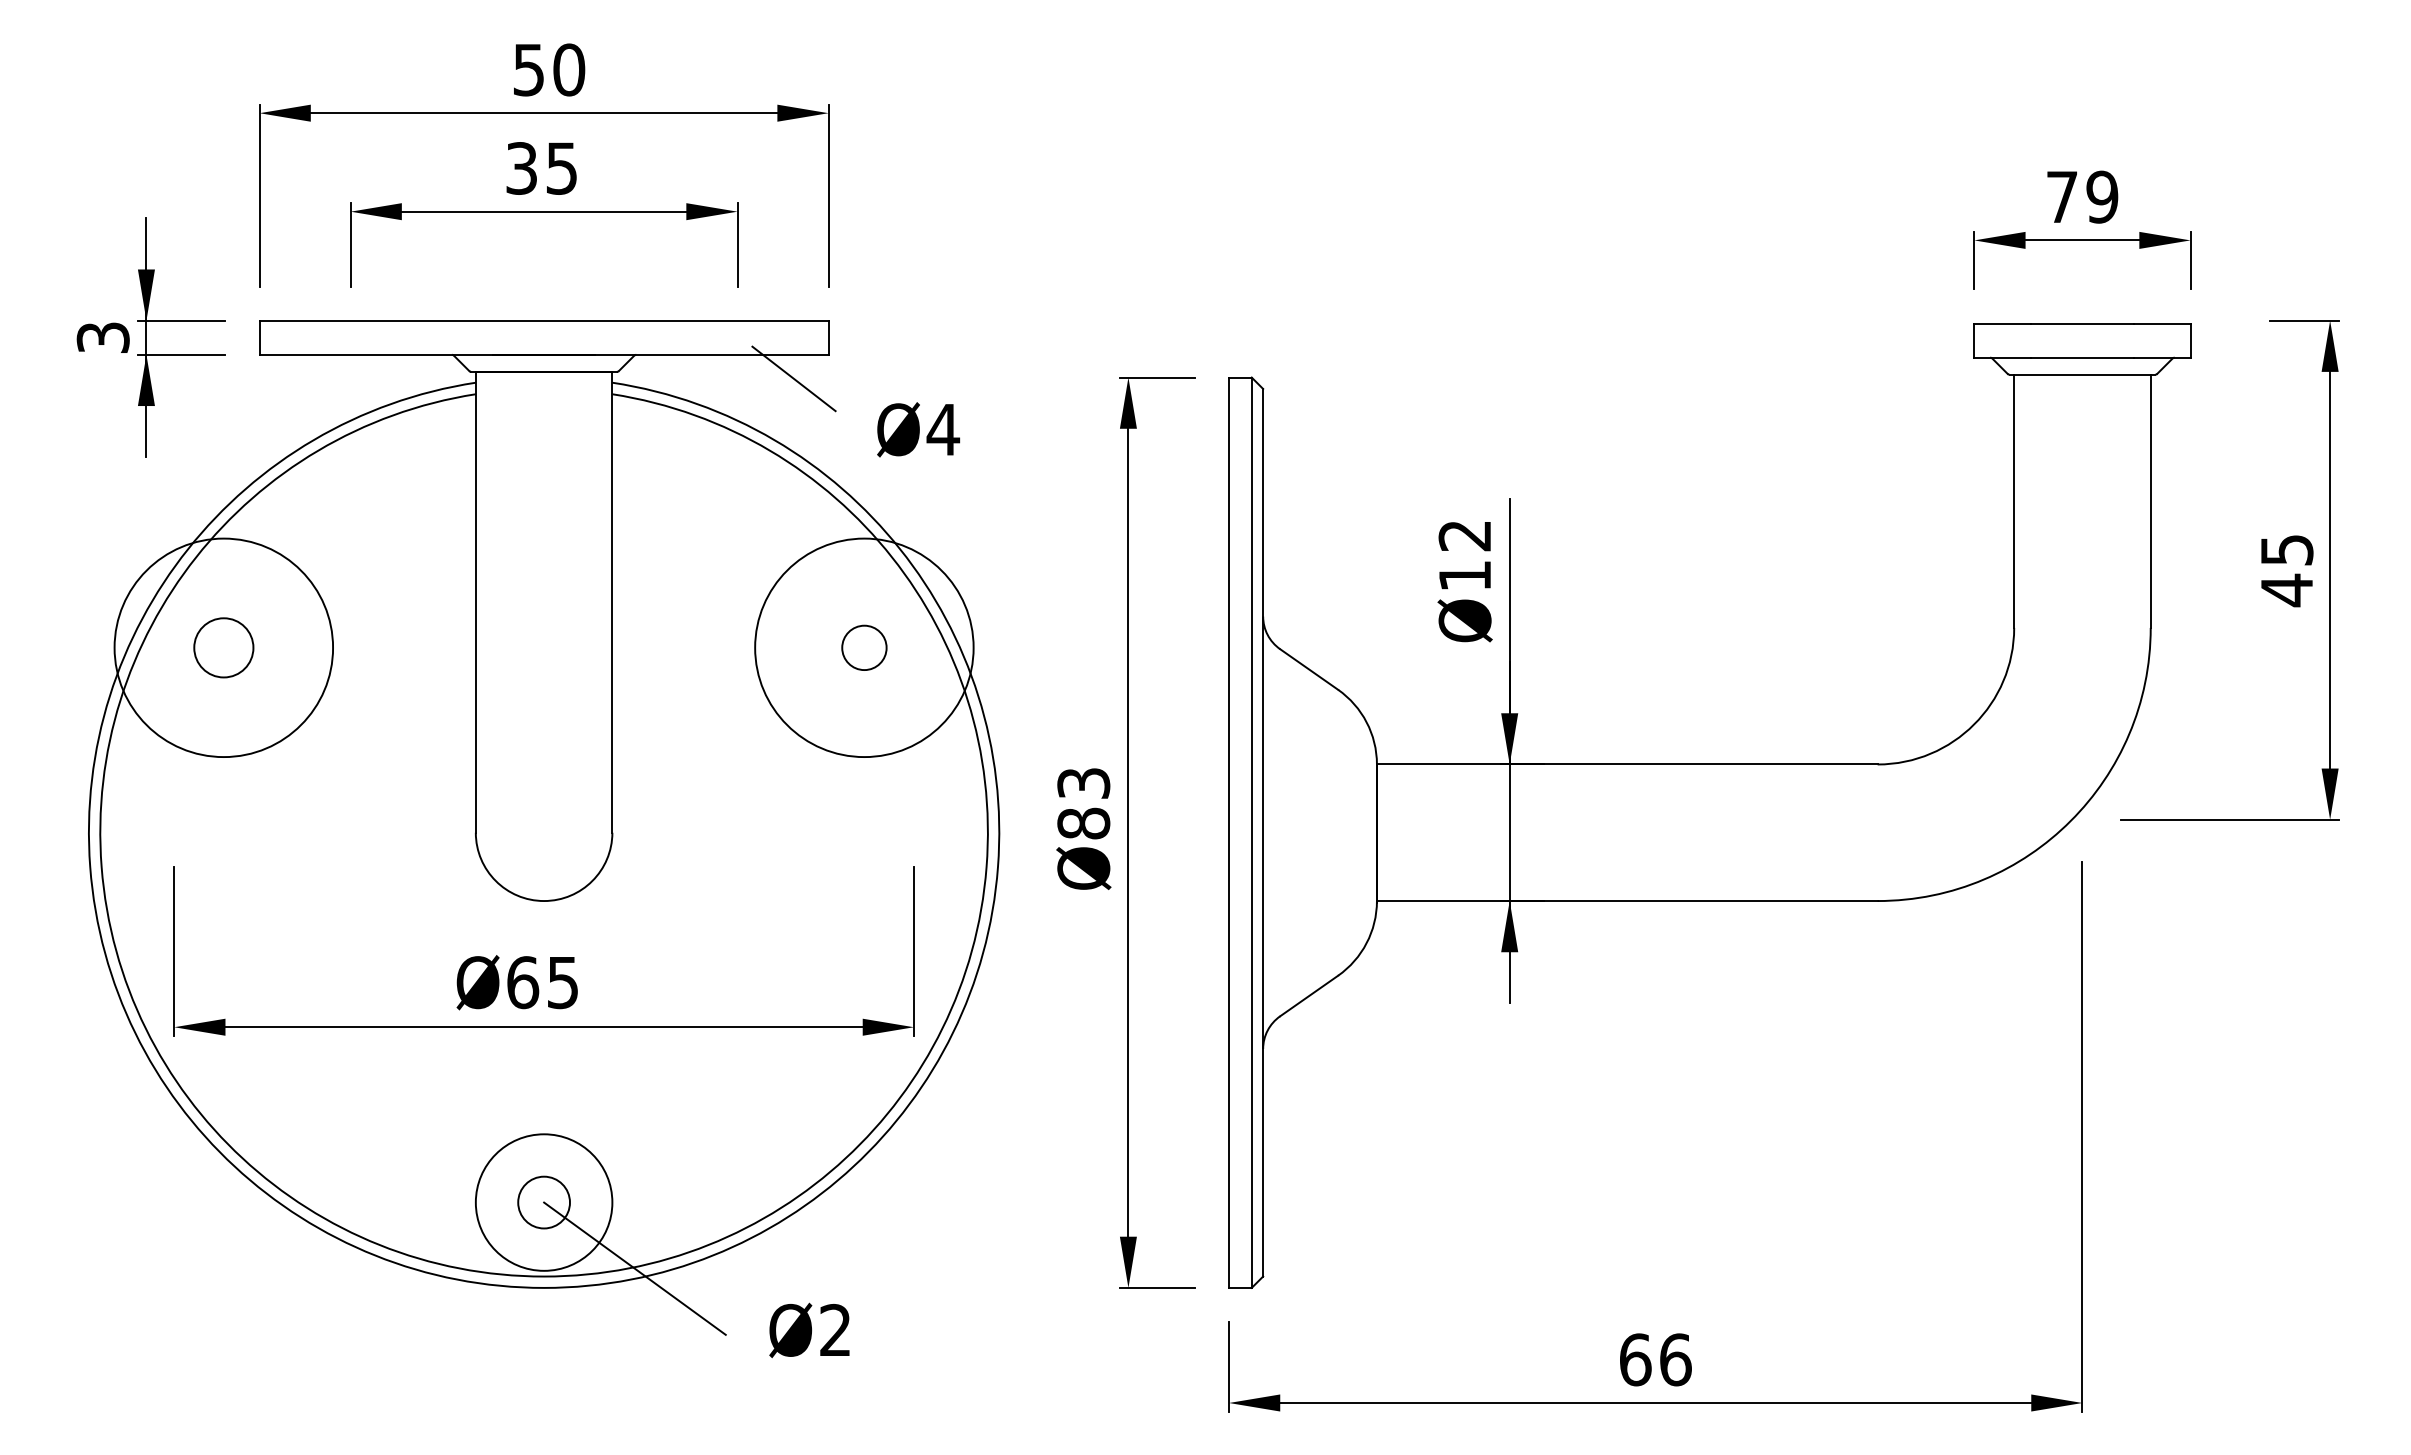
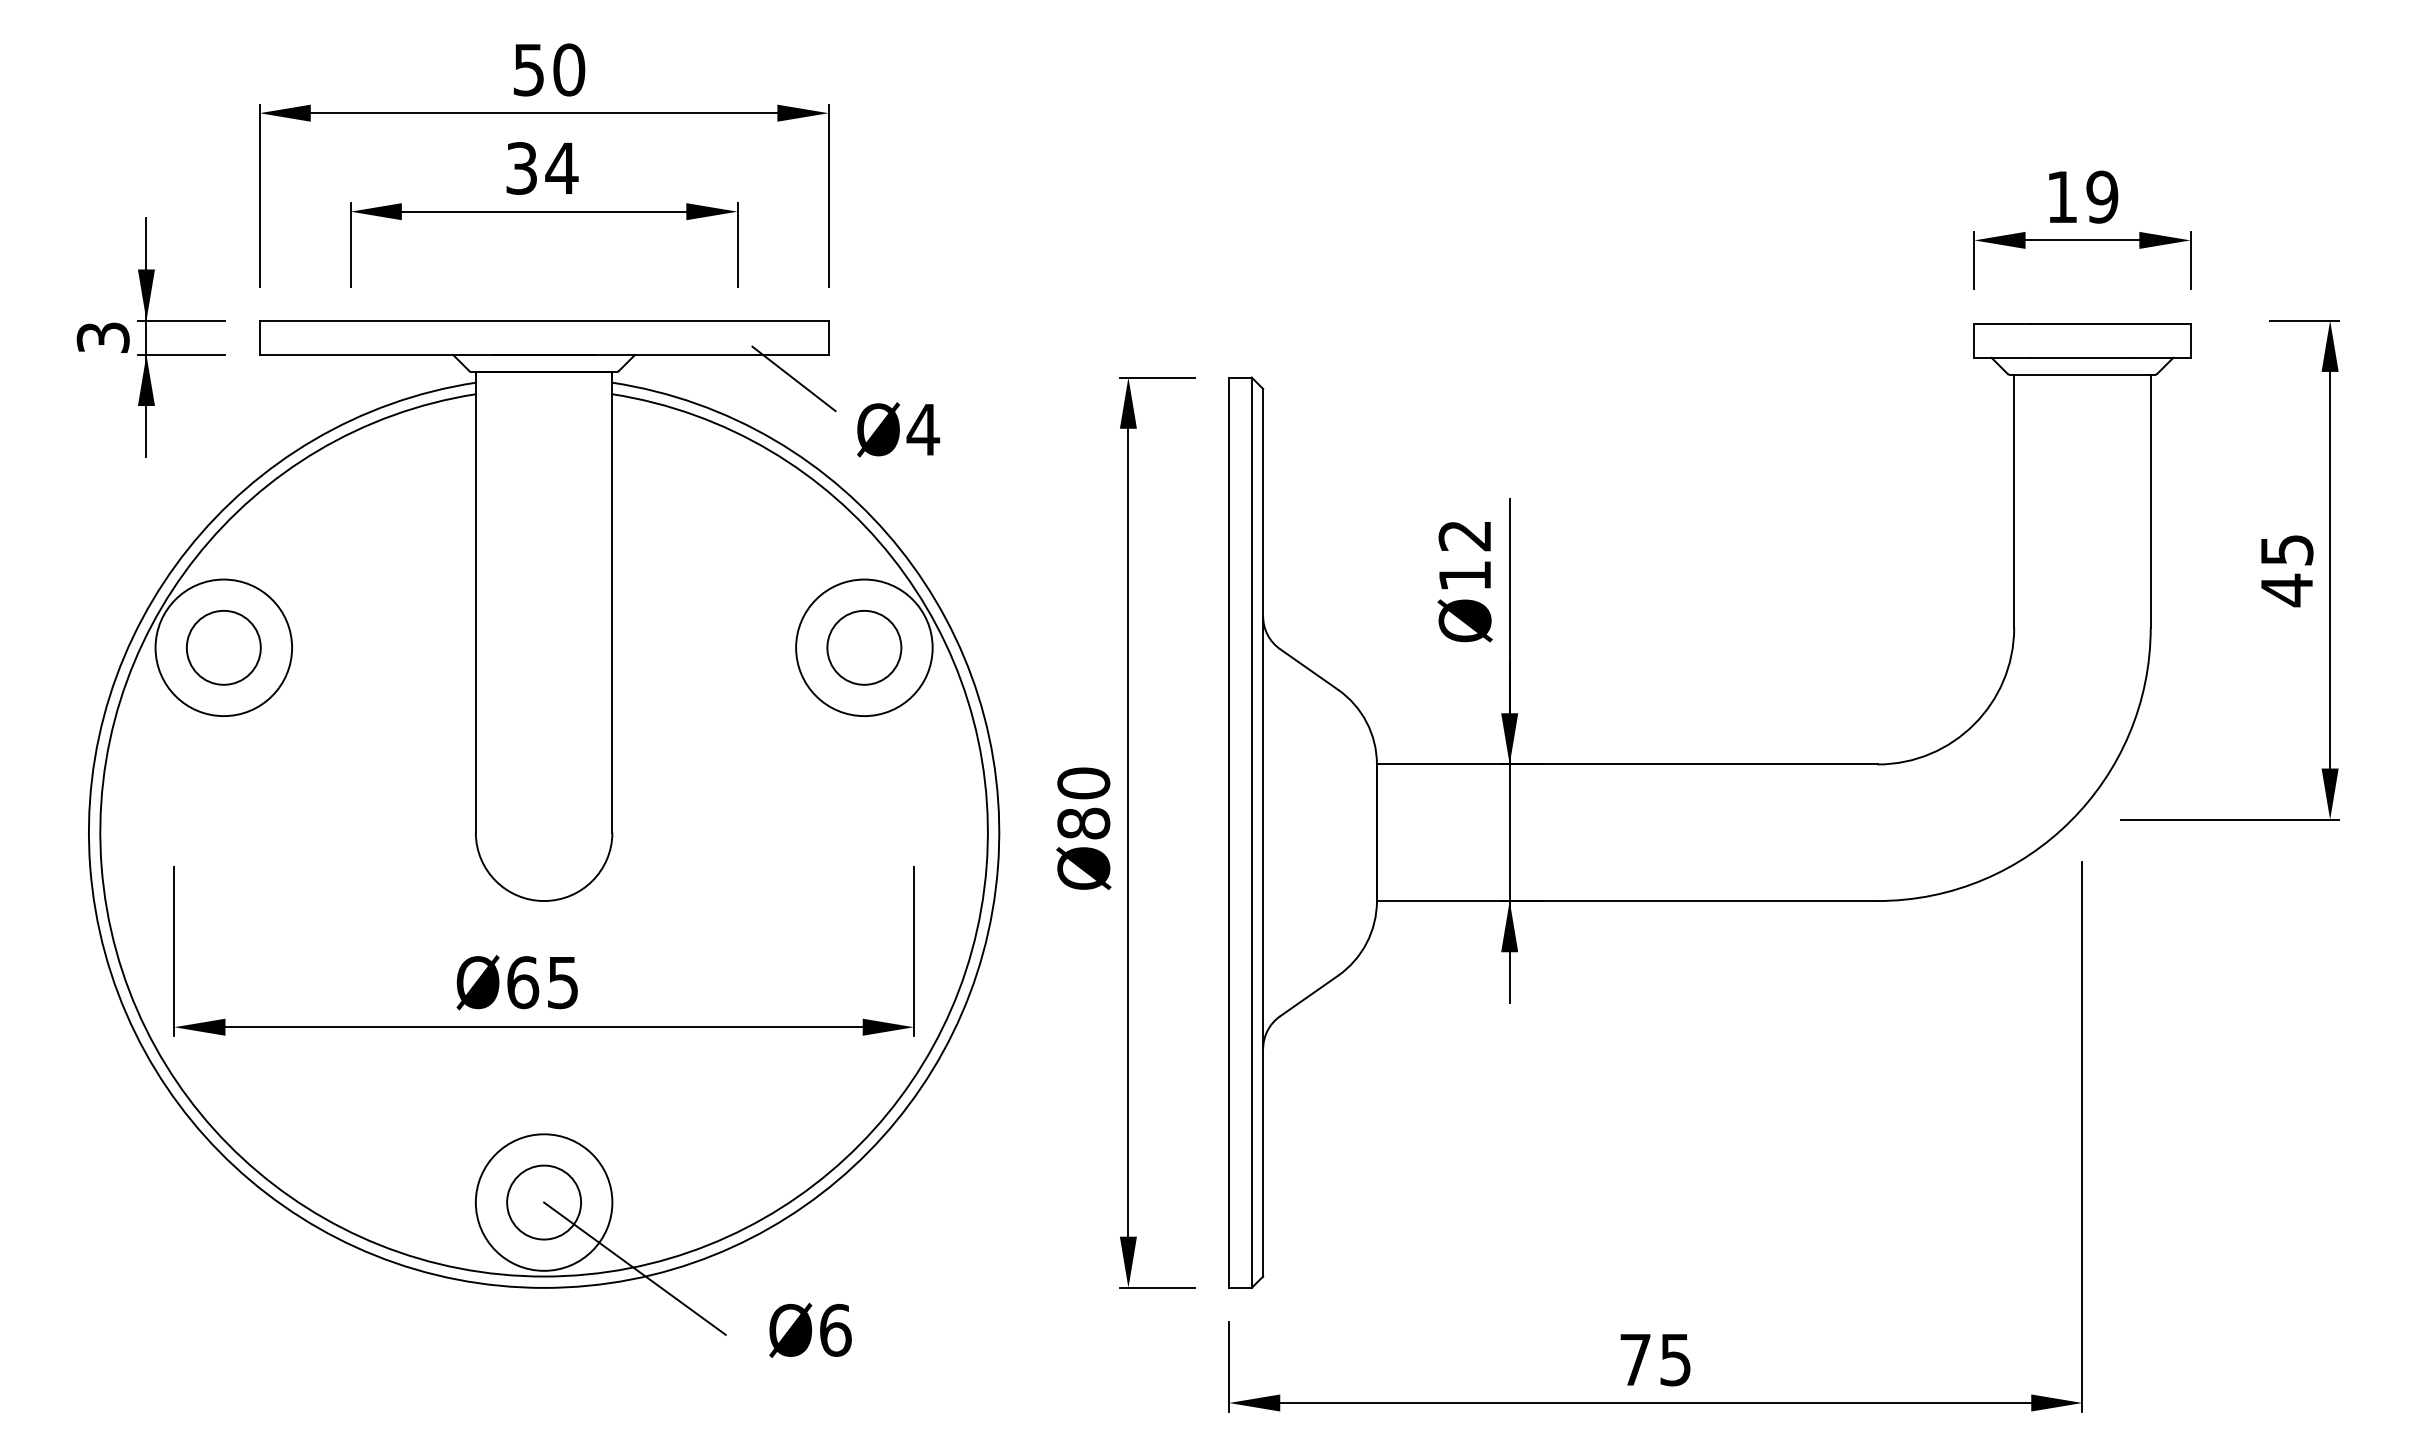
text: 35 -> 34 (561, 168)
text: 79 -> 19 (2061, 196)
text position: (918, 429) -> (898, 429) (898, 429)
circle diameter: 218 px -> 137 px (223, 647)
circle size: 62x62 px -> 76x76 px (223, 647)
circle diameter: 218 px -> 137 px (864, 647)
circle size: 47x47 px -> 77x76 px (864, 647)
text: Ø83 -> Ø80 (1083, 783)
circle diameter: 52 px -> 74 px (544, 1202)
text: Ø2 -> Ø6 (835, 1329)
text: 66 -> 75 (1655, 1359)
